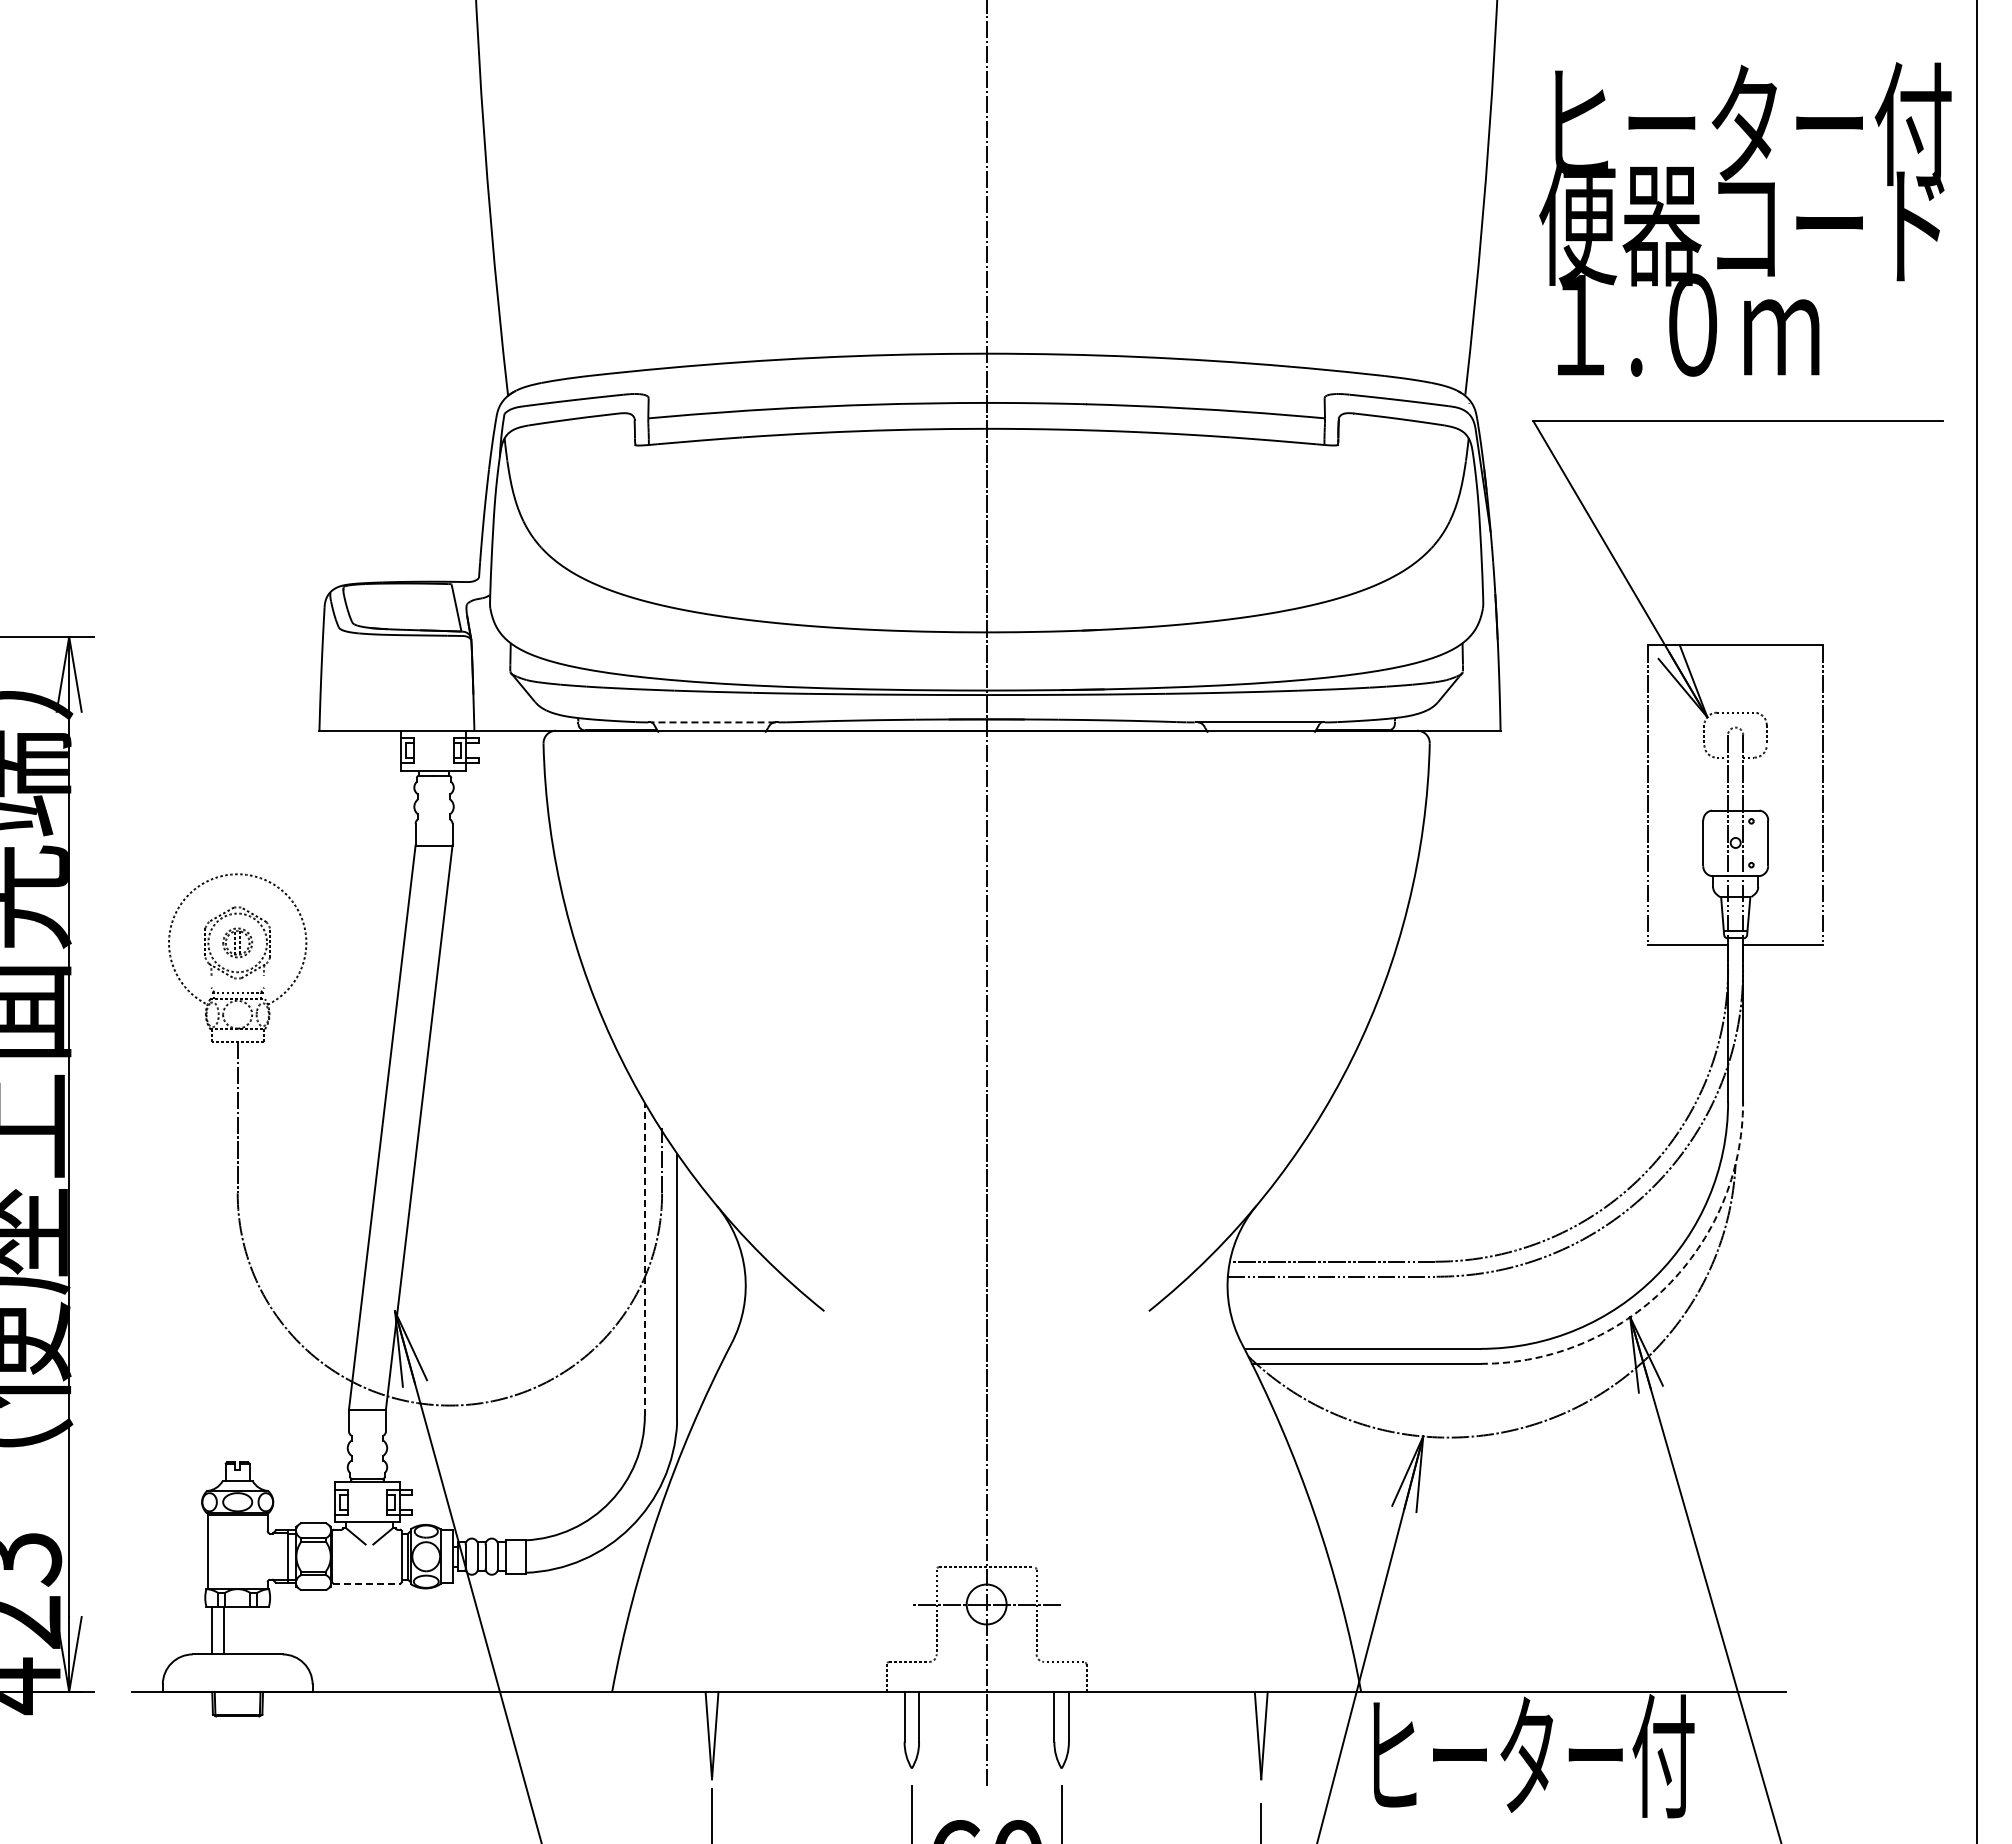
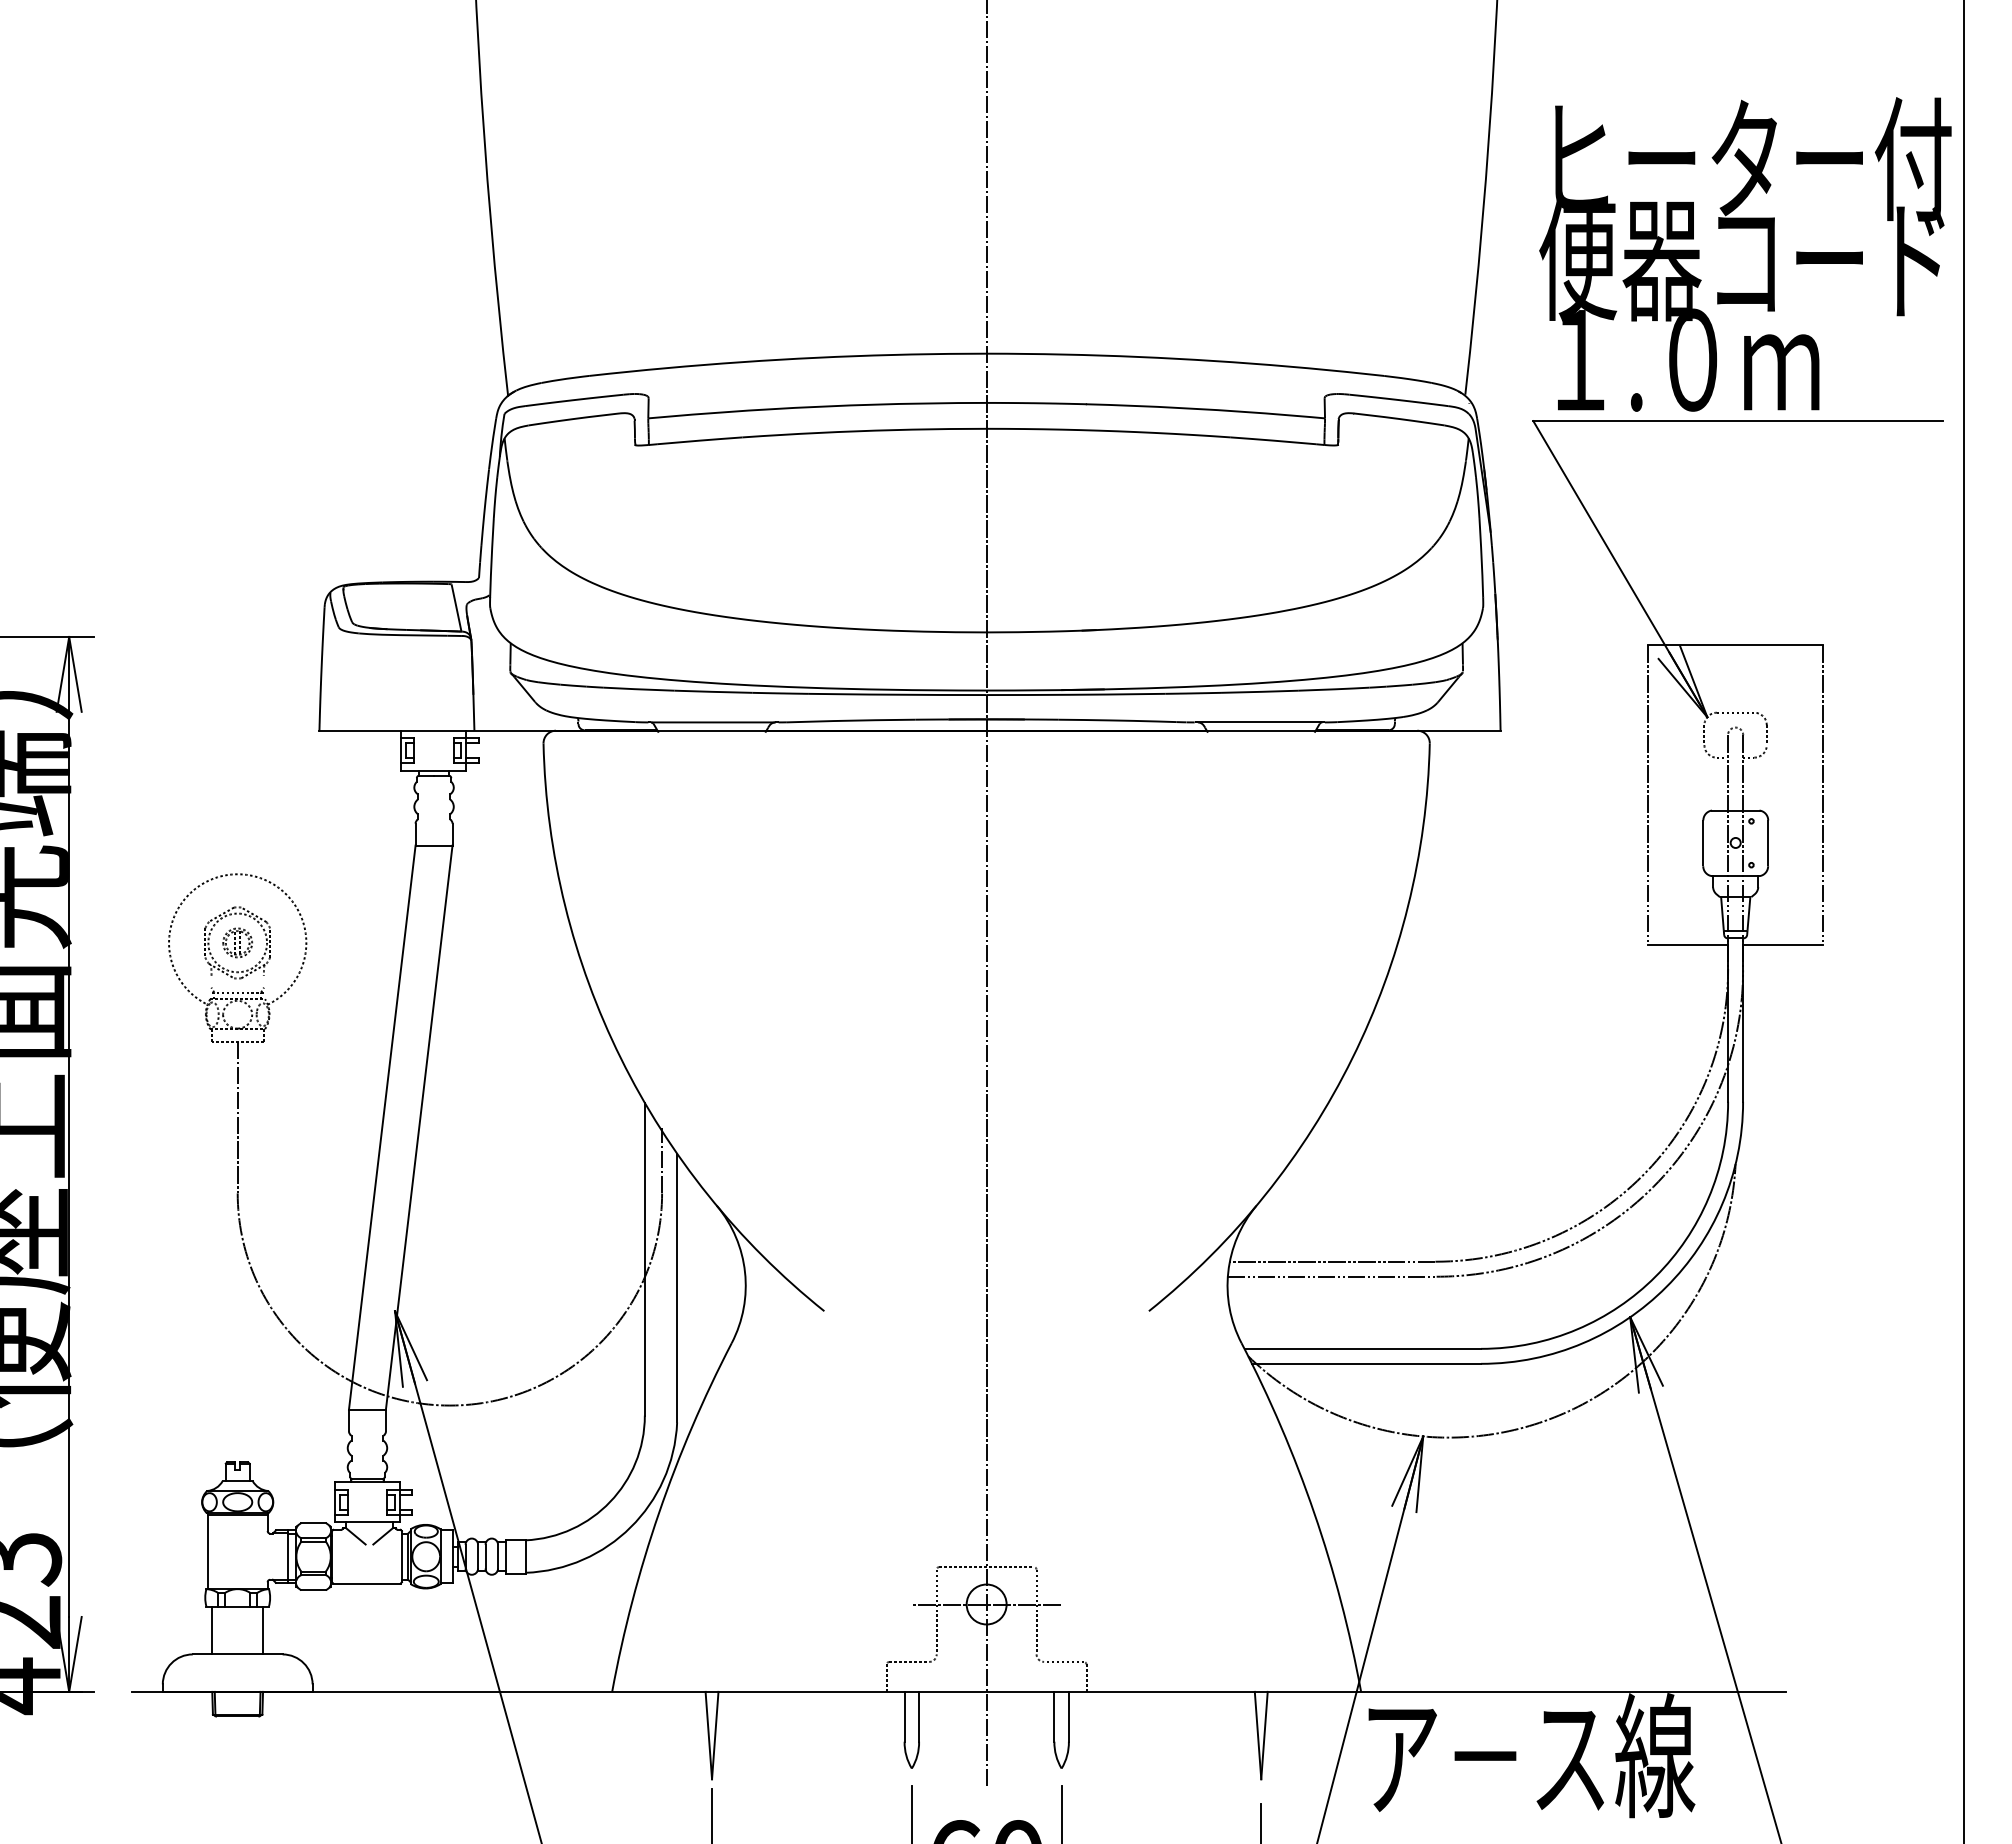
text position: (1745, 219) -> (1745, 254) (1745, 254)
line: dashed -> solid (713, 722)
line position: (1977, 921) -> (1964, 921) (1964, 921)
line: dashed -> solid (644, 1258)
arc: dashed -> solid (1666, 1287)
line: dashed -> solid (366, 1583)
line position: (224, 1630) -> (263, 1630) (263, 1630)
text: ヒーター付 -> ア－ス線 (1531, 1755)
